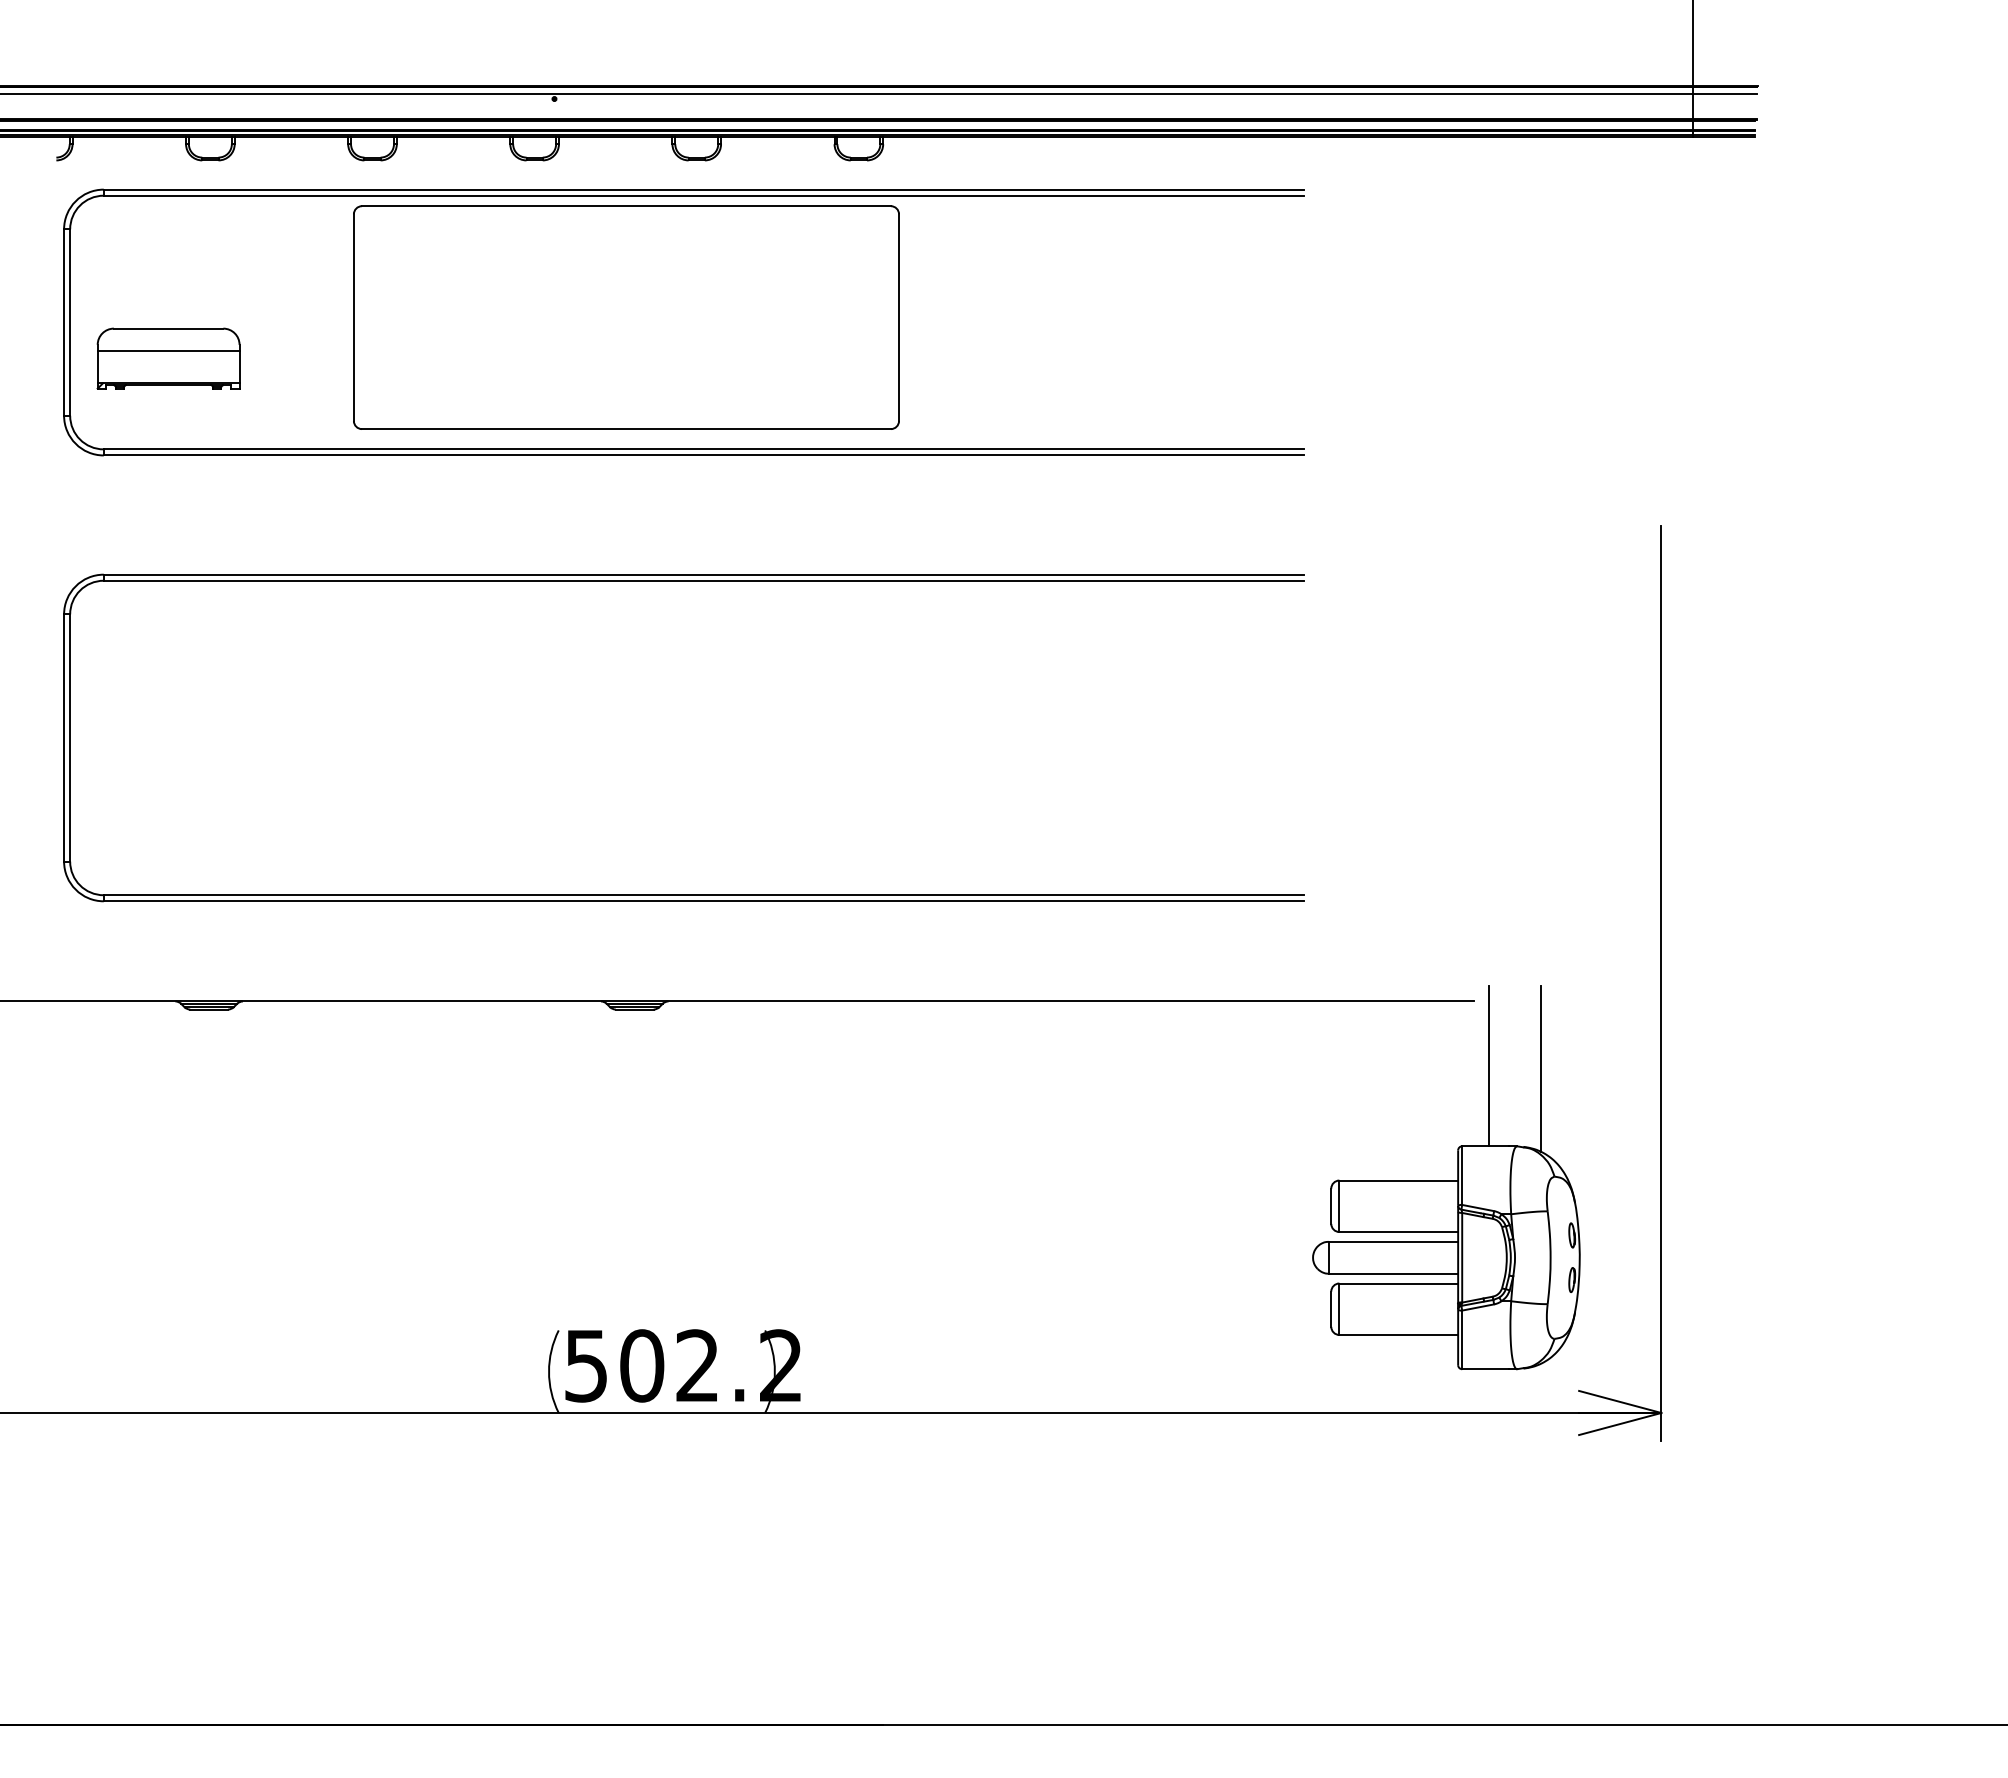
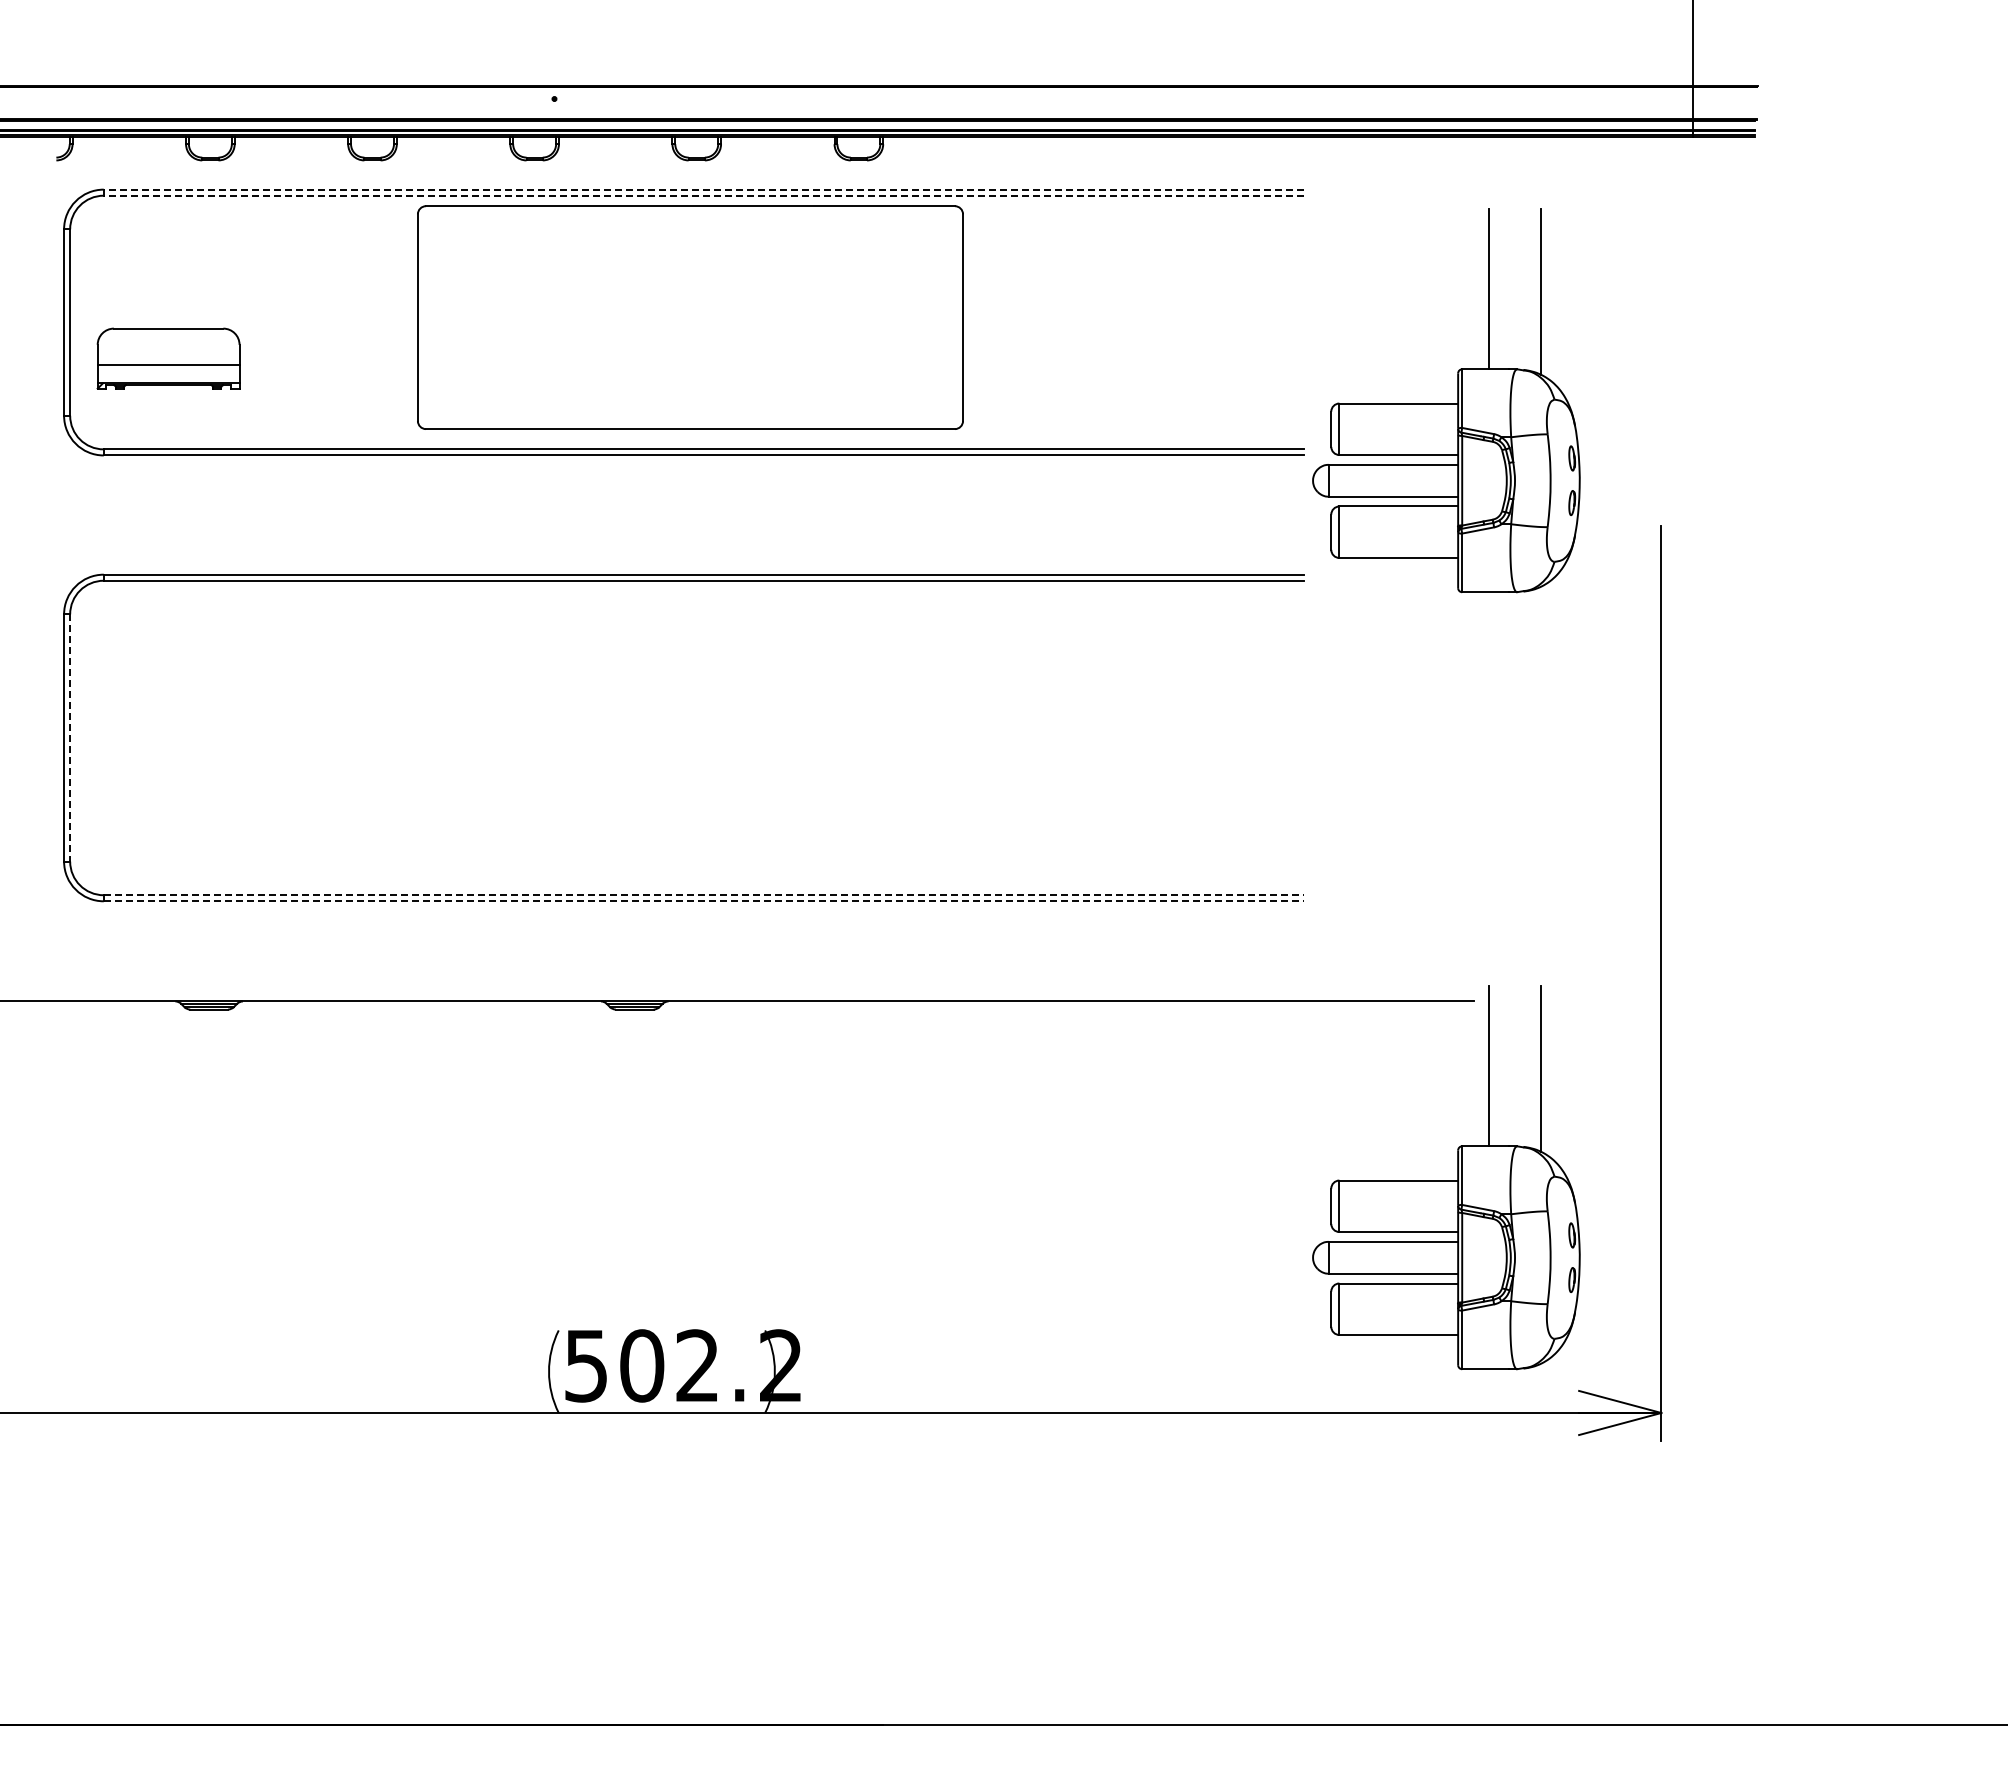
line: present -> none (879, 94)
line: solid -> dashed (703, 189)
line: solid -> dashed (703, 195)
part position: (626, 317) -> (690, 317) (690, 317)
line position: (168, 350) -> (168, 364) (168, 364)
part: none -> present (1446, 400)
line: solid -> dashed (70, 738)
line: solid -> dashed (704, 895)
line: solid -> dashed (704, 901)
